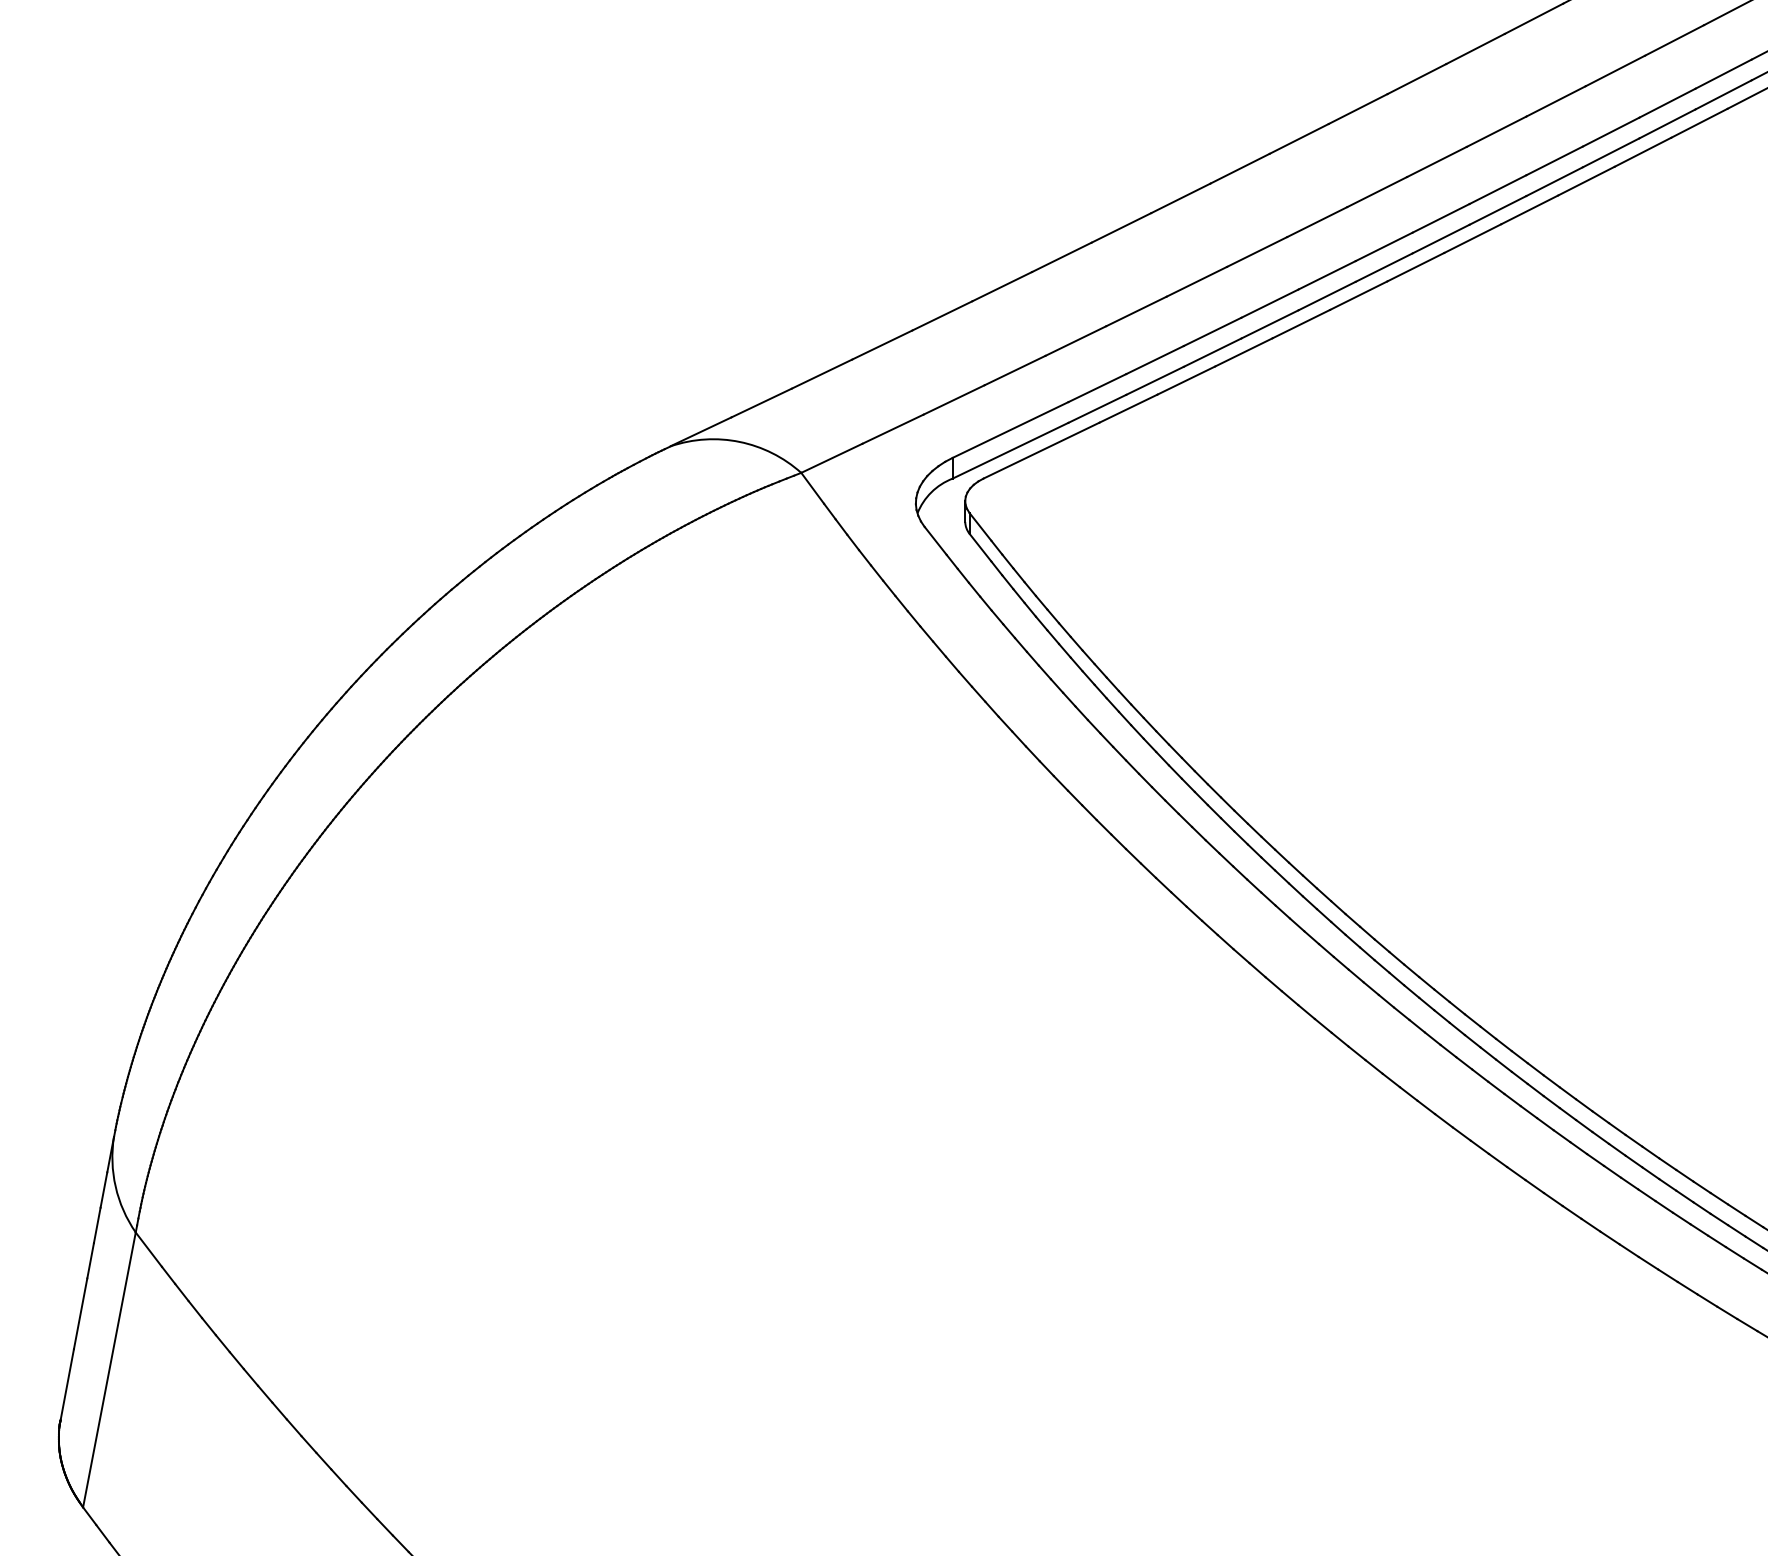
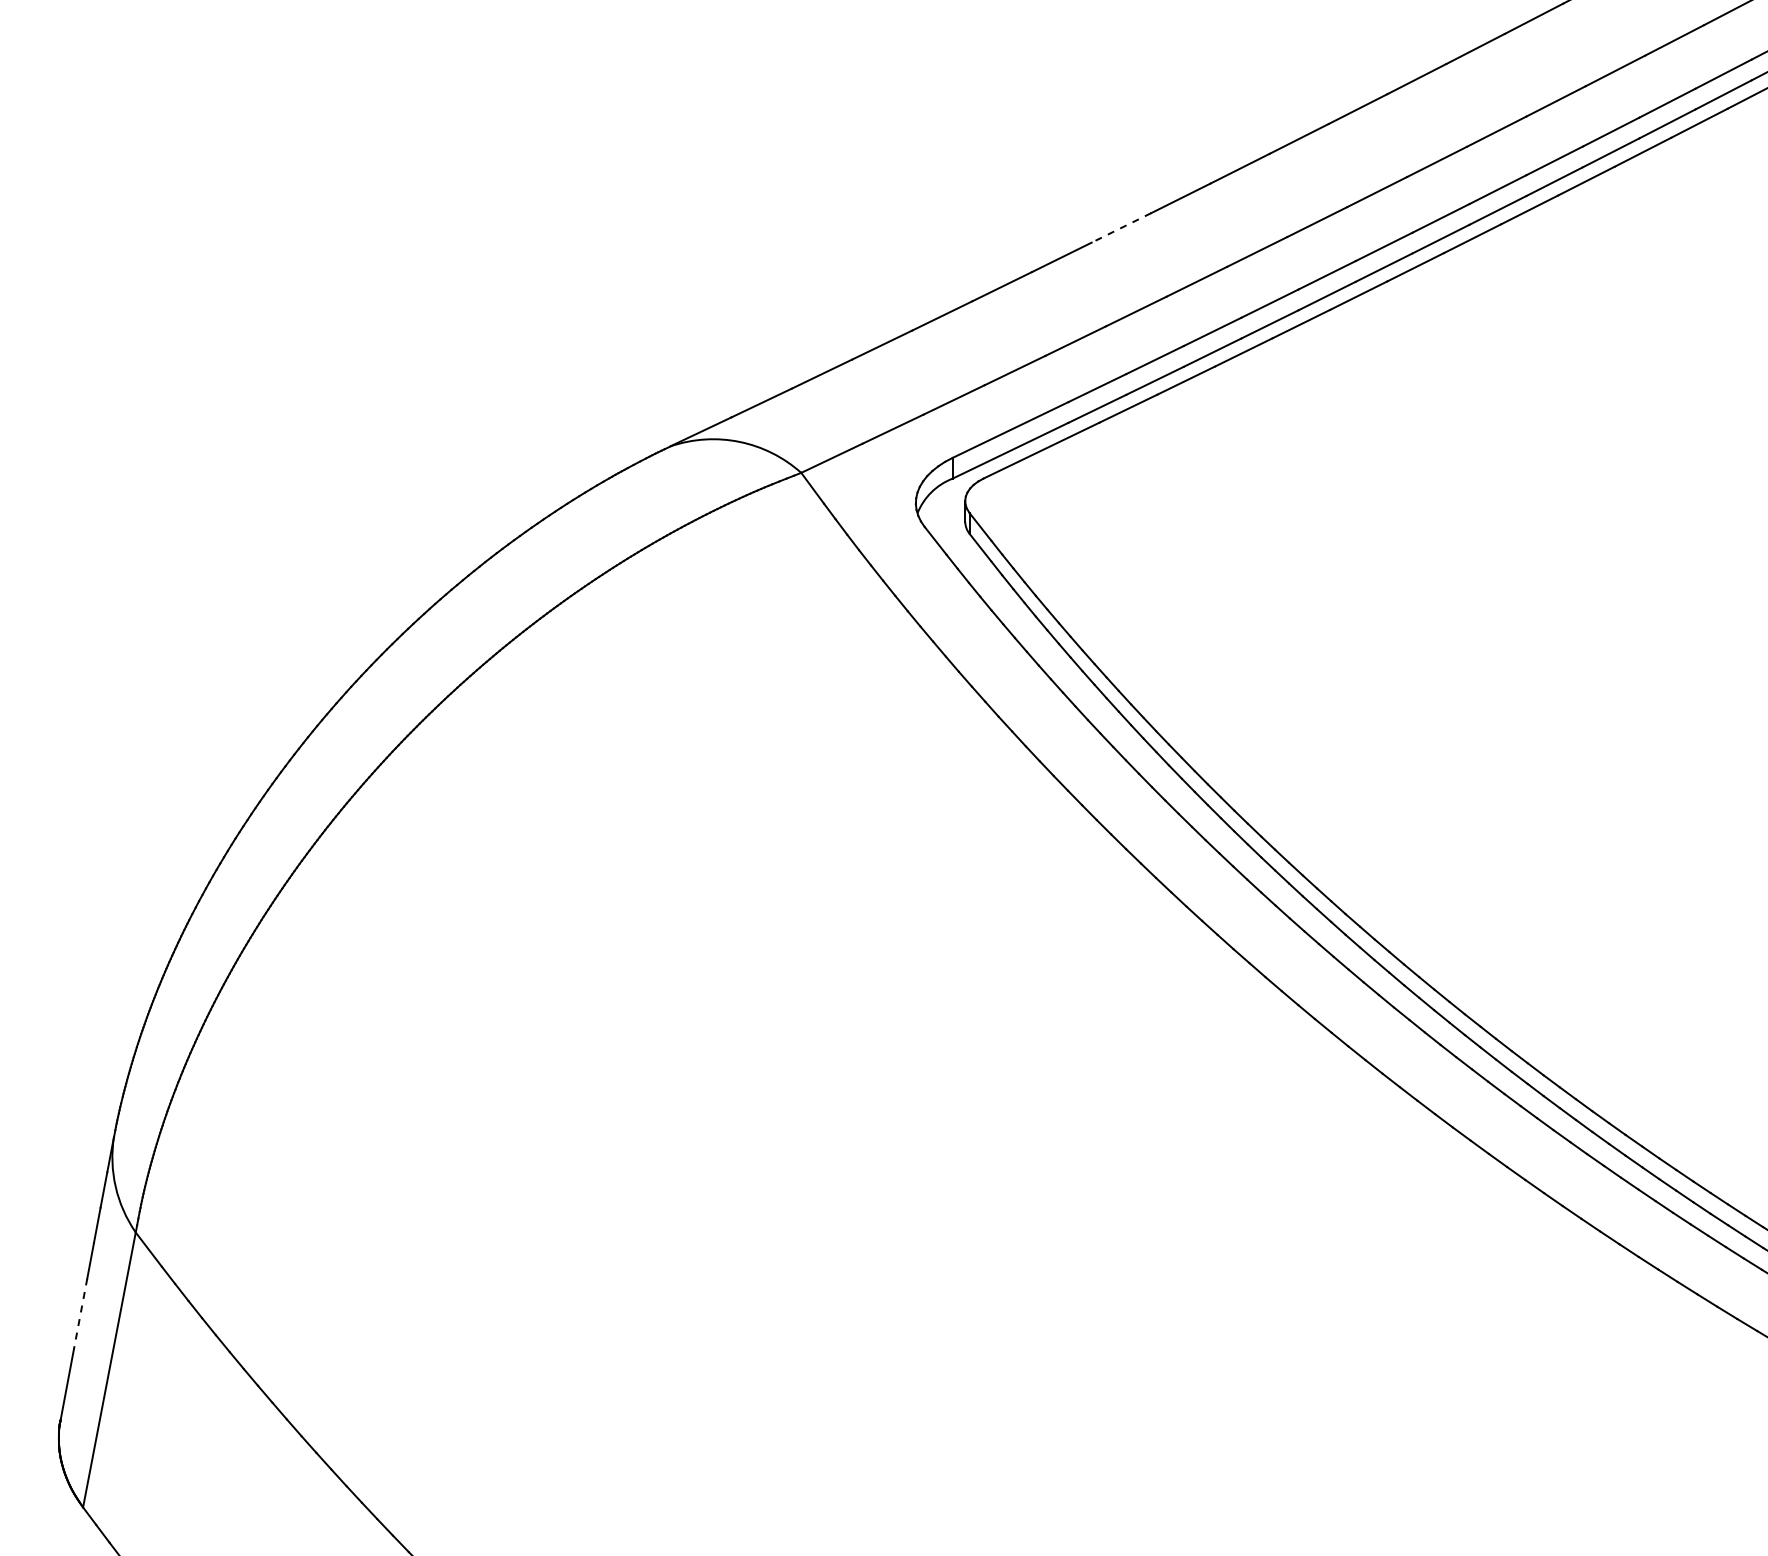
line: solid -> dashed (1121, 228)
line: solid -> dashed (80, 1313)
